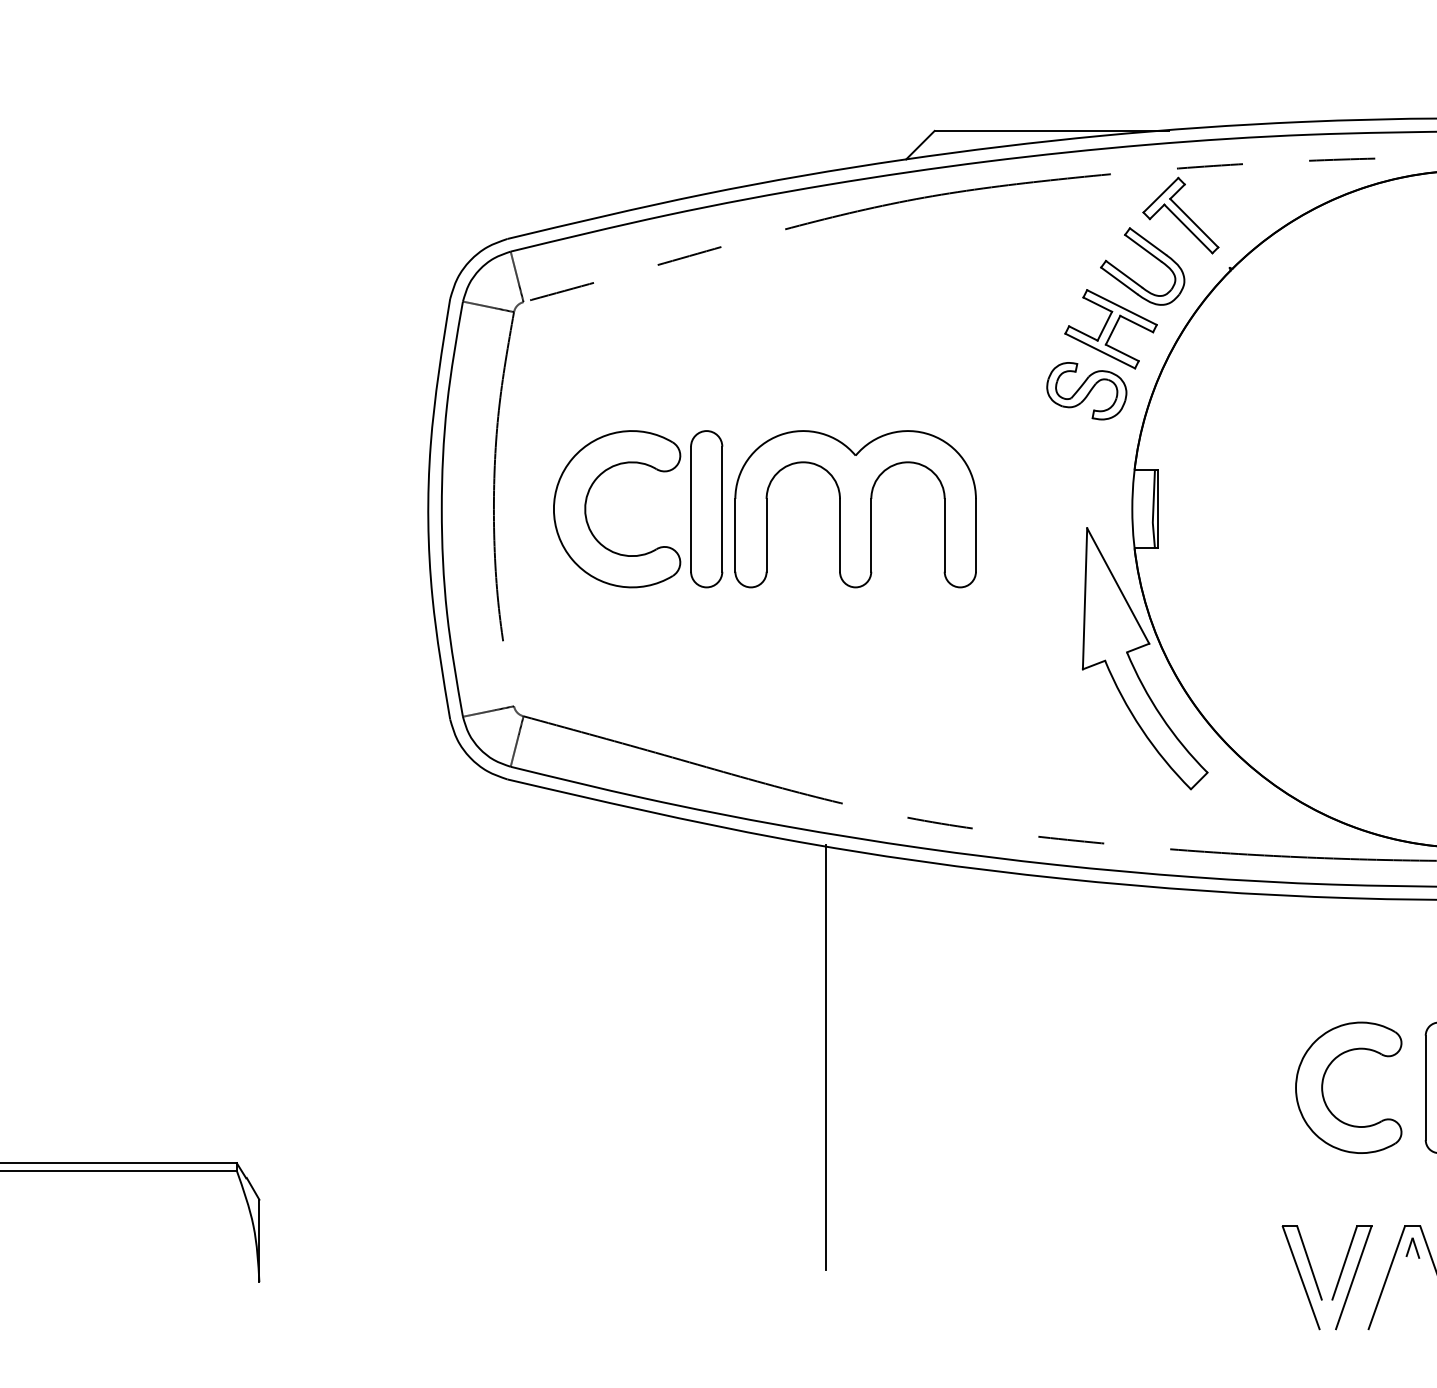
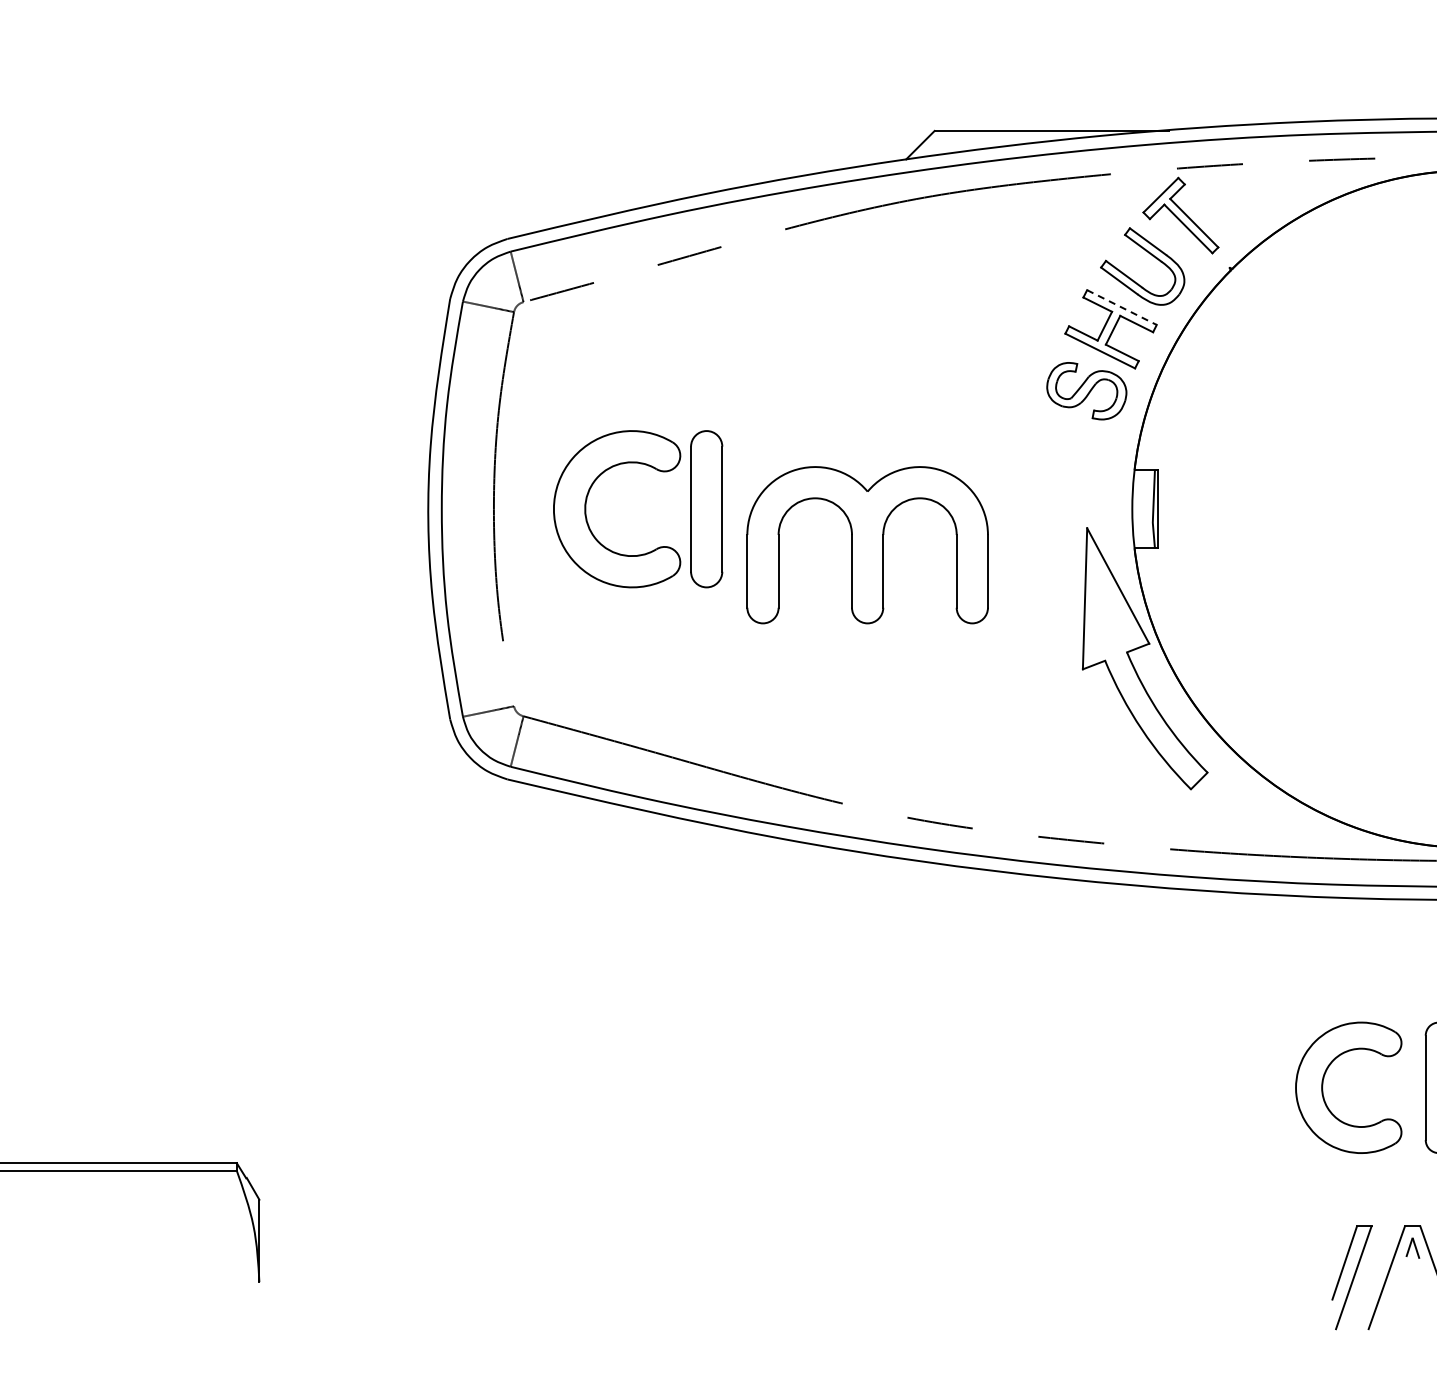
line: solid -> dashed (1121, 307)
part position: (855, 509) -> (867, 545) (867, 545)
line: present -> none (826, 1057)
part: present -> none (1301, 1277)
